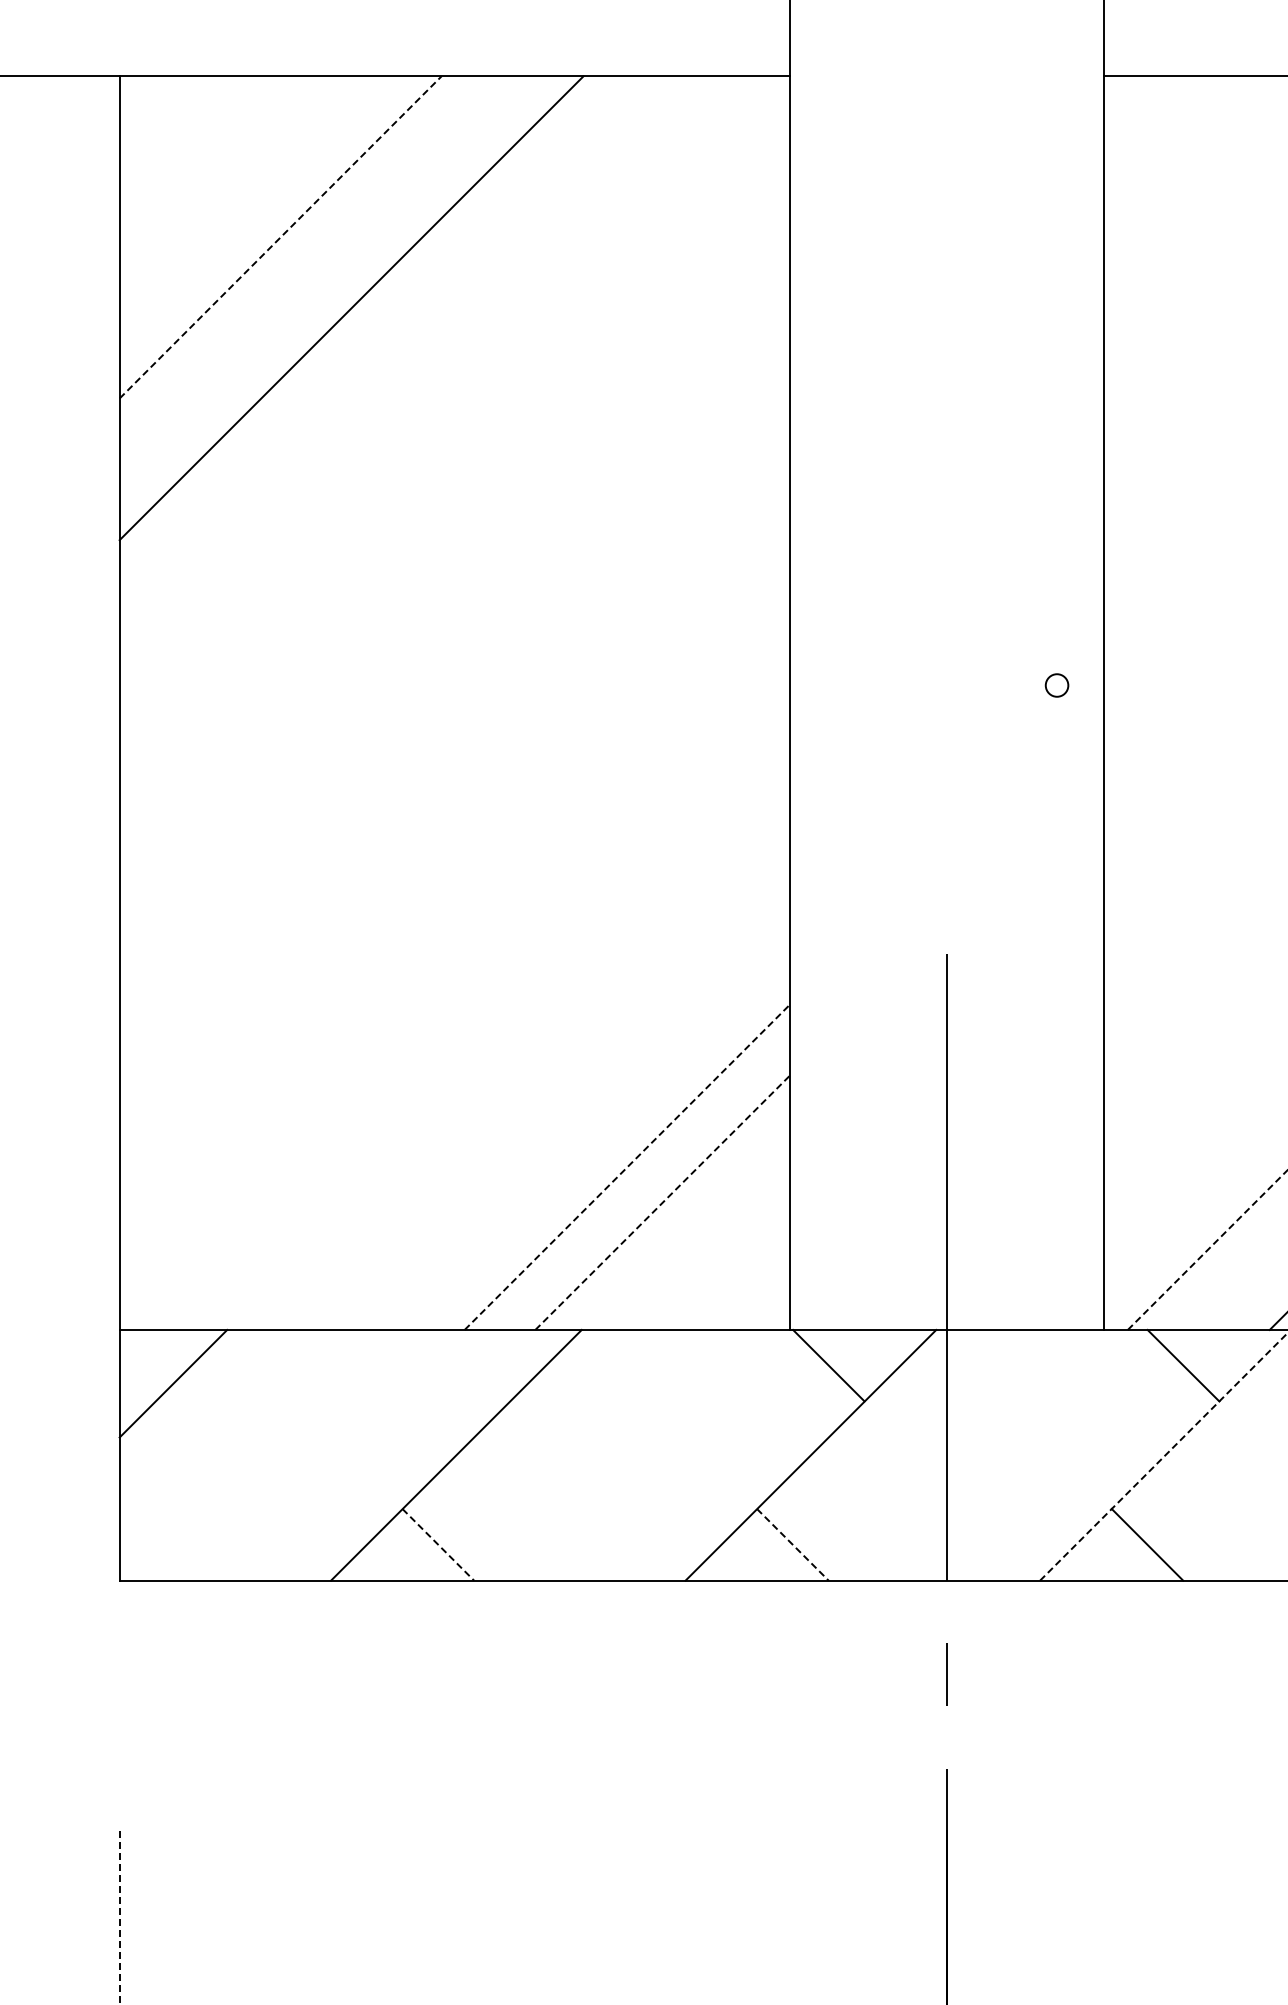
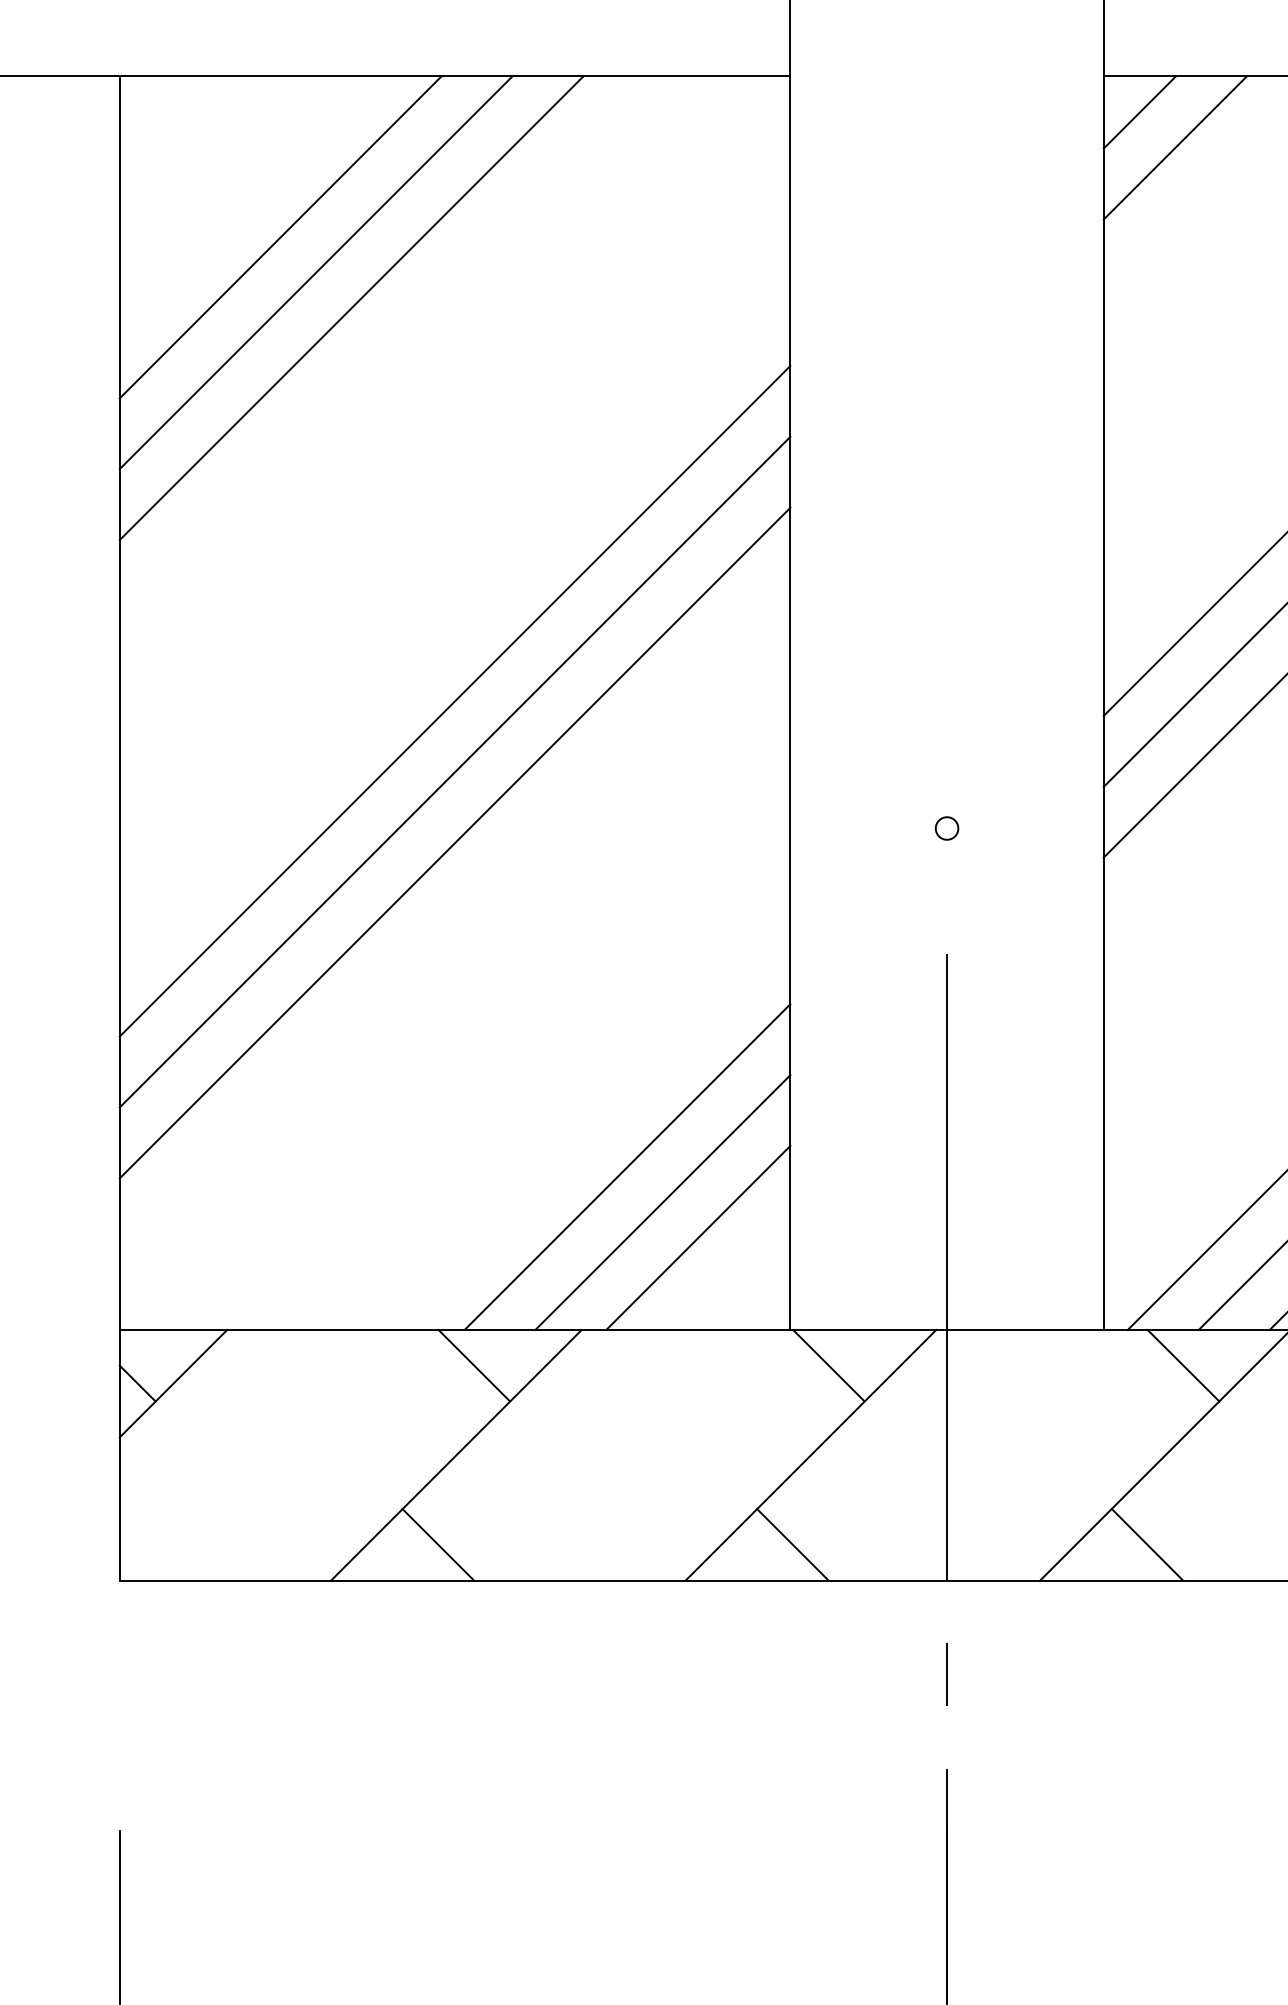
line: none -> present (1139, 112)
line: none -> present (1174, 147)
line: dashed -> solid (280, 237)
line: none -> present (315, 272)
line: none -> present (1193, 624)
circle position: (1056, 685) -> (946, 828) (946, 828)
line: none -> present (1193, 695)
line: none -> present (454, 700)
line: none -> present (1193, 766)
line: none -> present (454, 771)
line: none -> present (454, 842)
line: dashed -> solid (627, 1166)
line: dashed -> solid (663, 1202)
line: none -> present (698, 1237)
line: dashed -> solid (1207, 1250)
line: none -> present (1241, 1286)
line: none -> present (474, 1365)
line: none -> present (137, 1383)
line: dashed -> solid (1164, 1456)
line: dashed -> solid (438, 1544)
line: dashed -> solid (792, 1544)
line: dashed -> solid (119, 1918)
